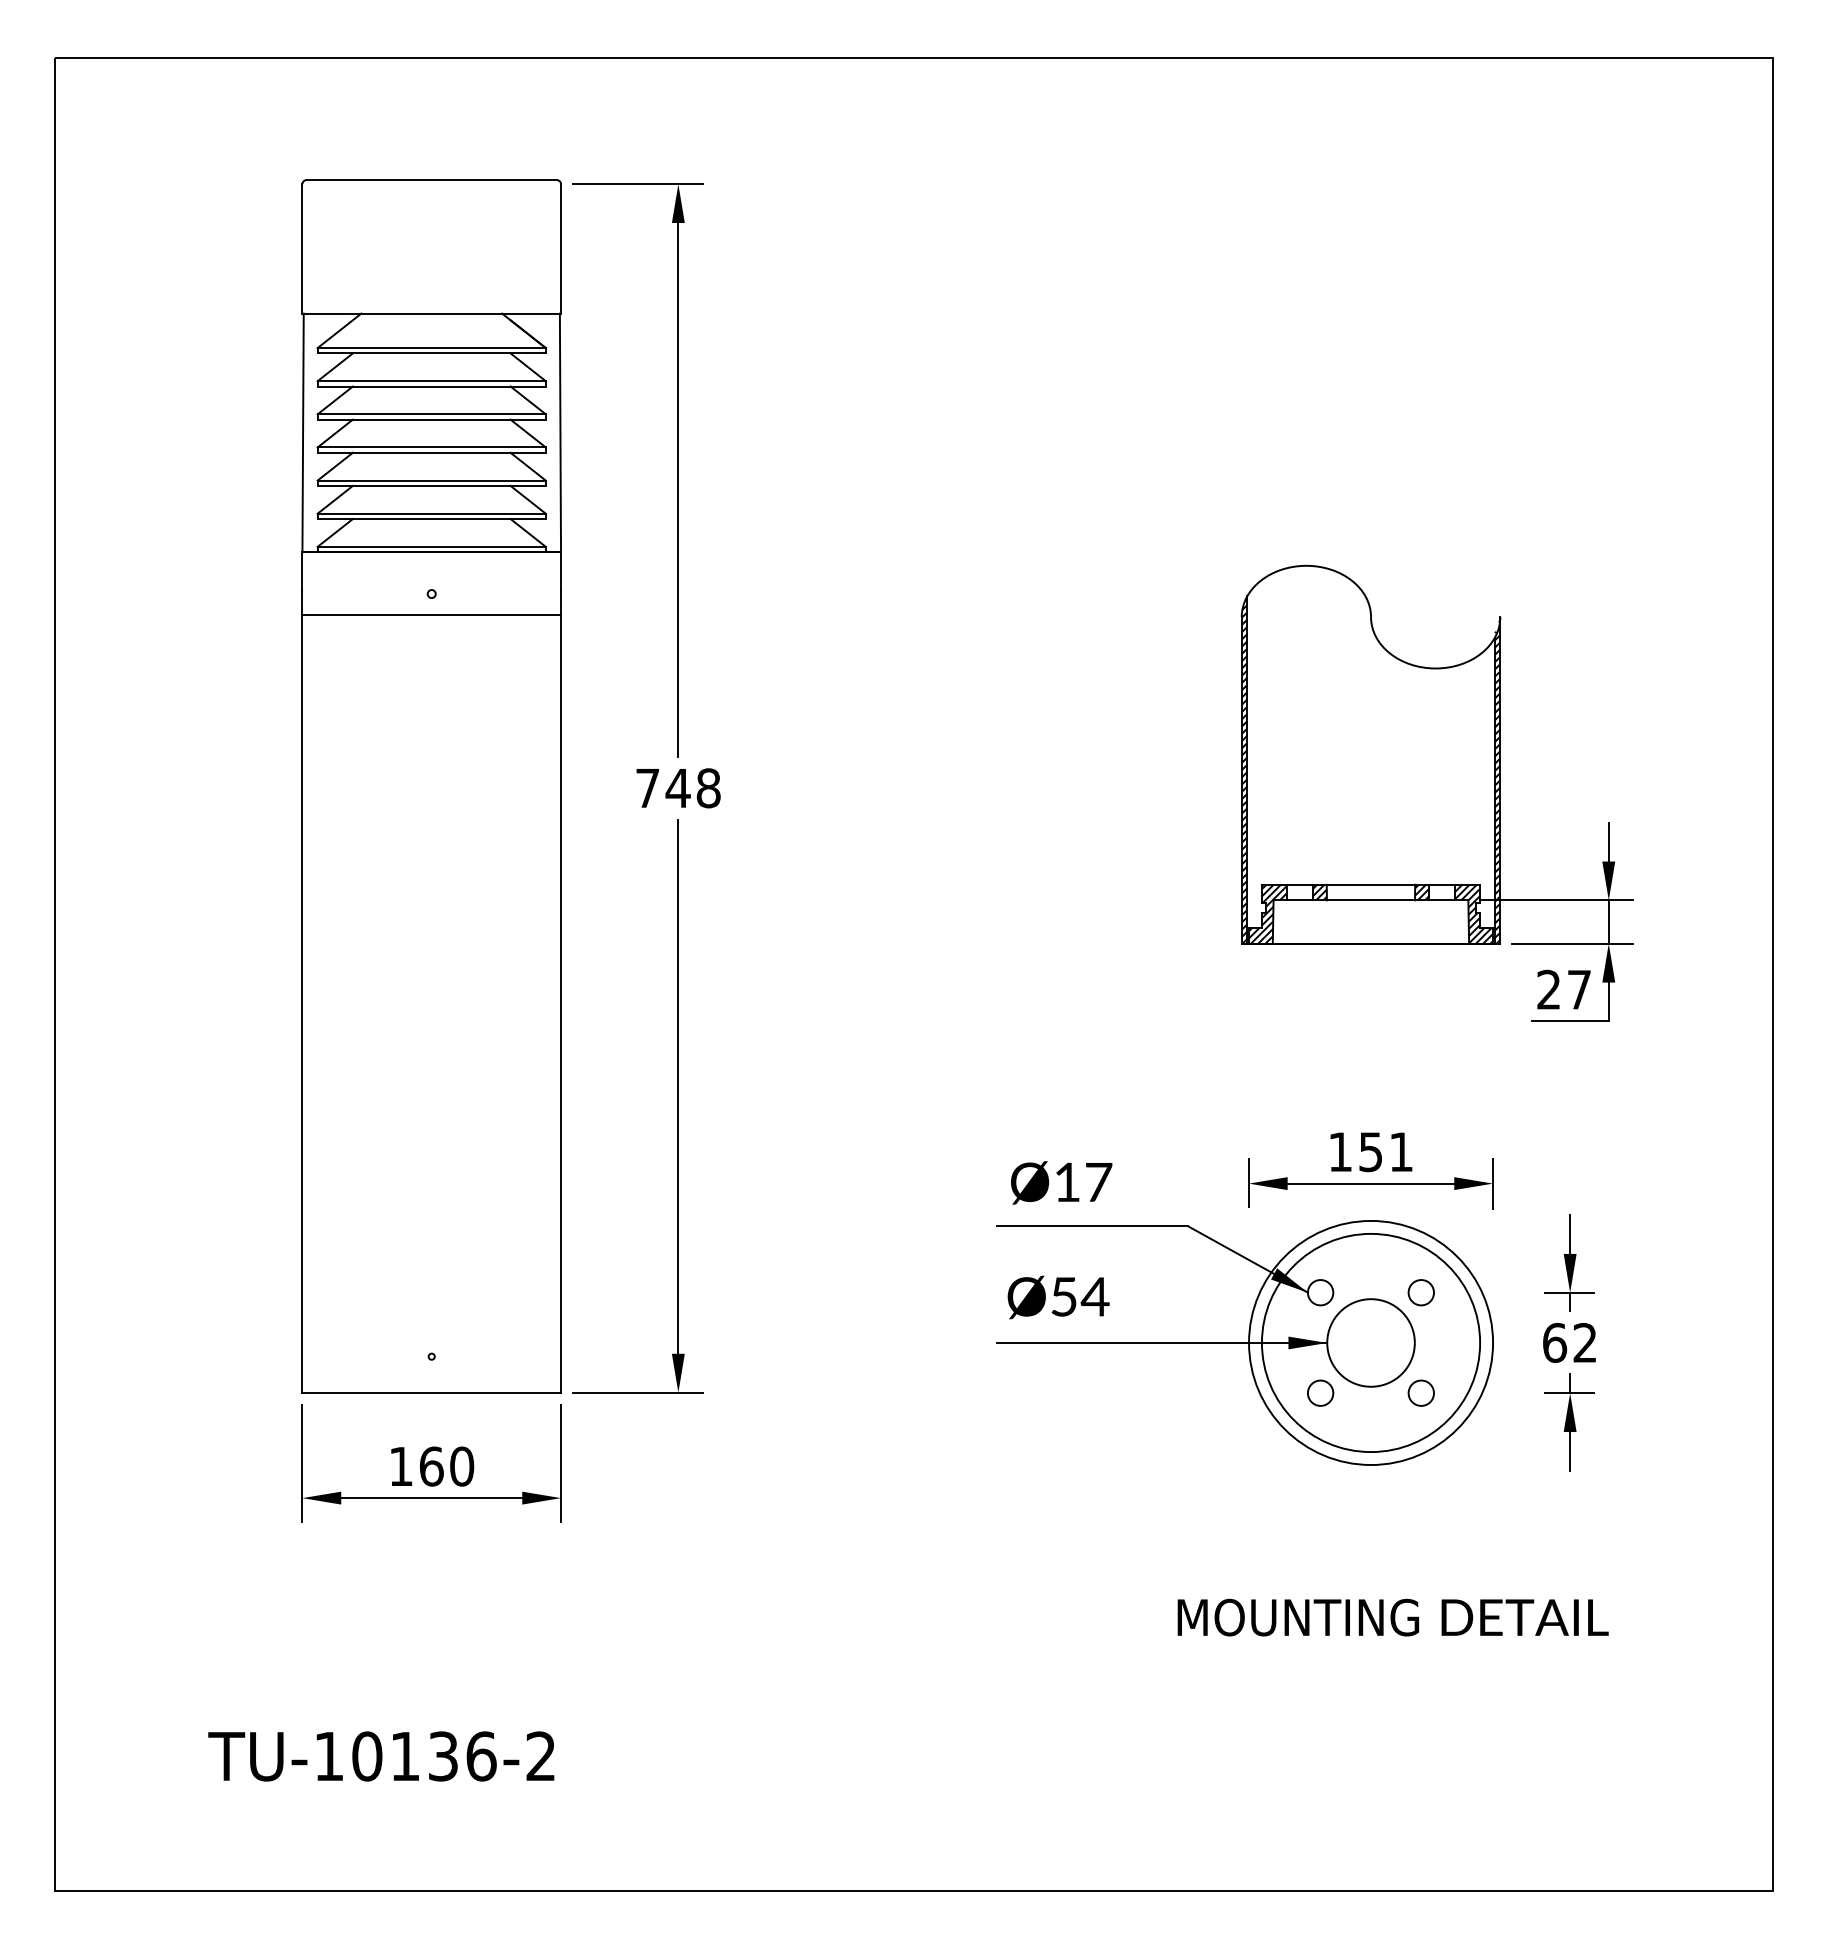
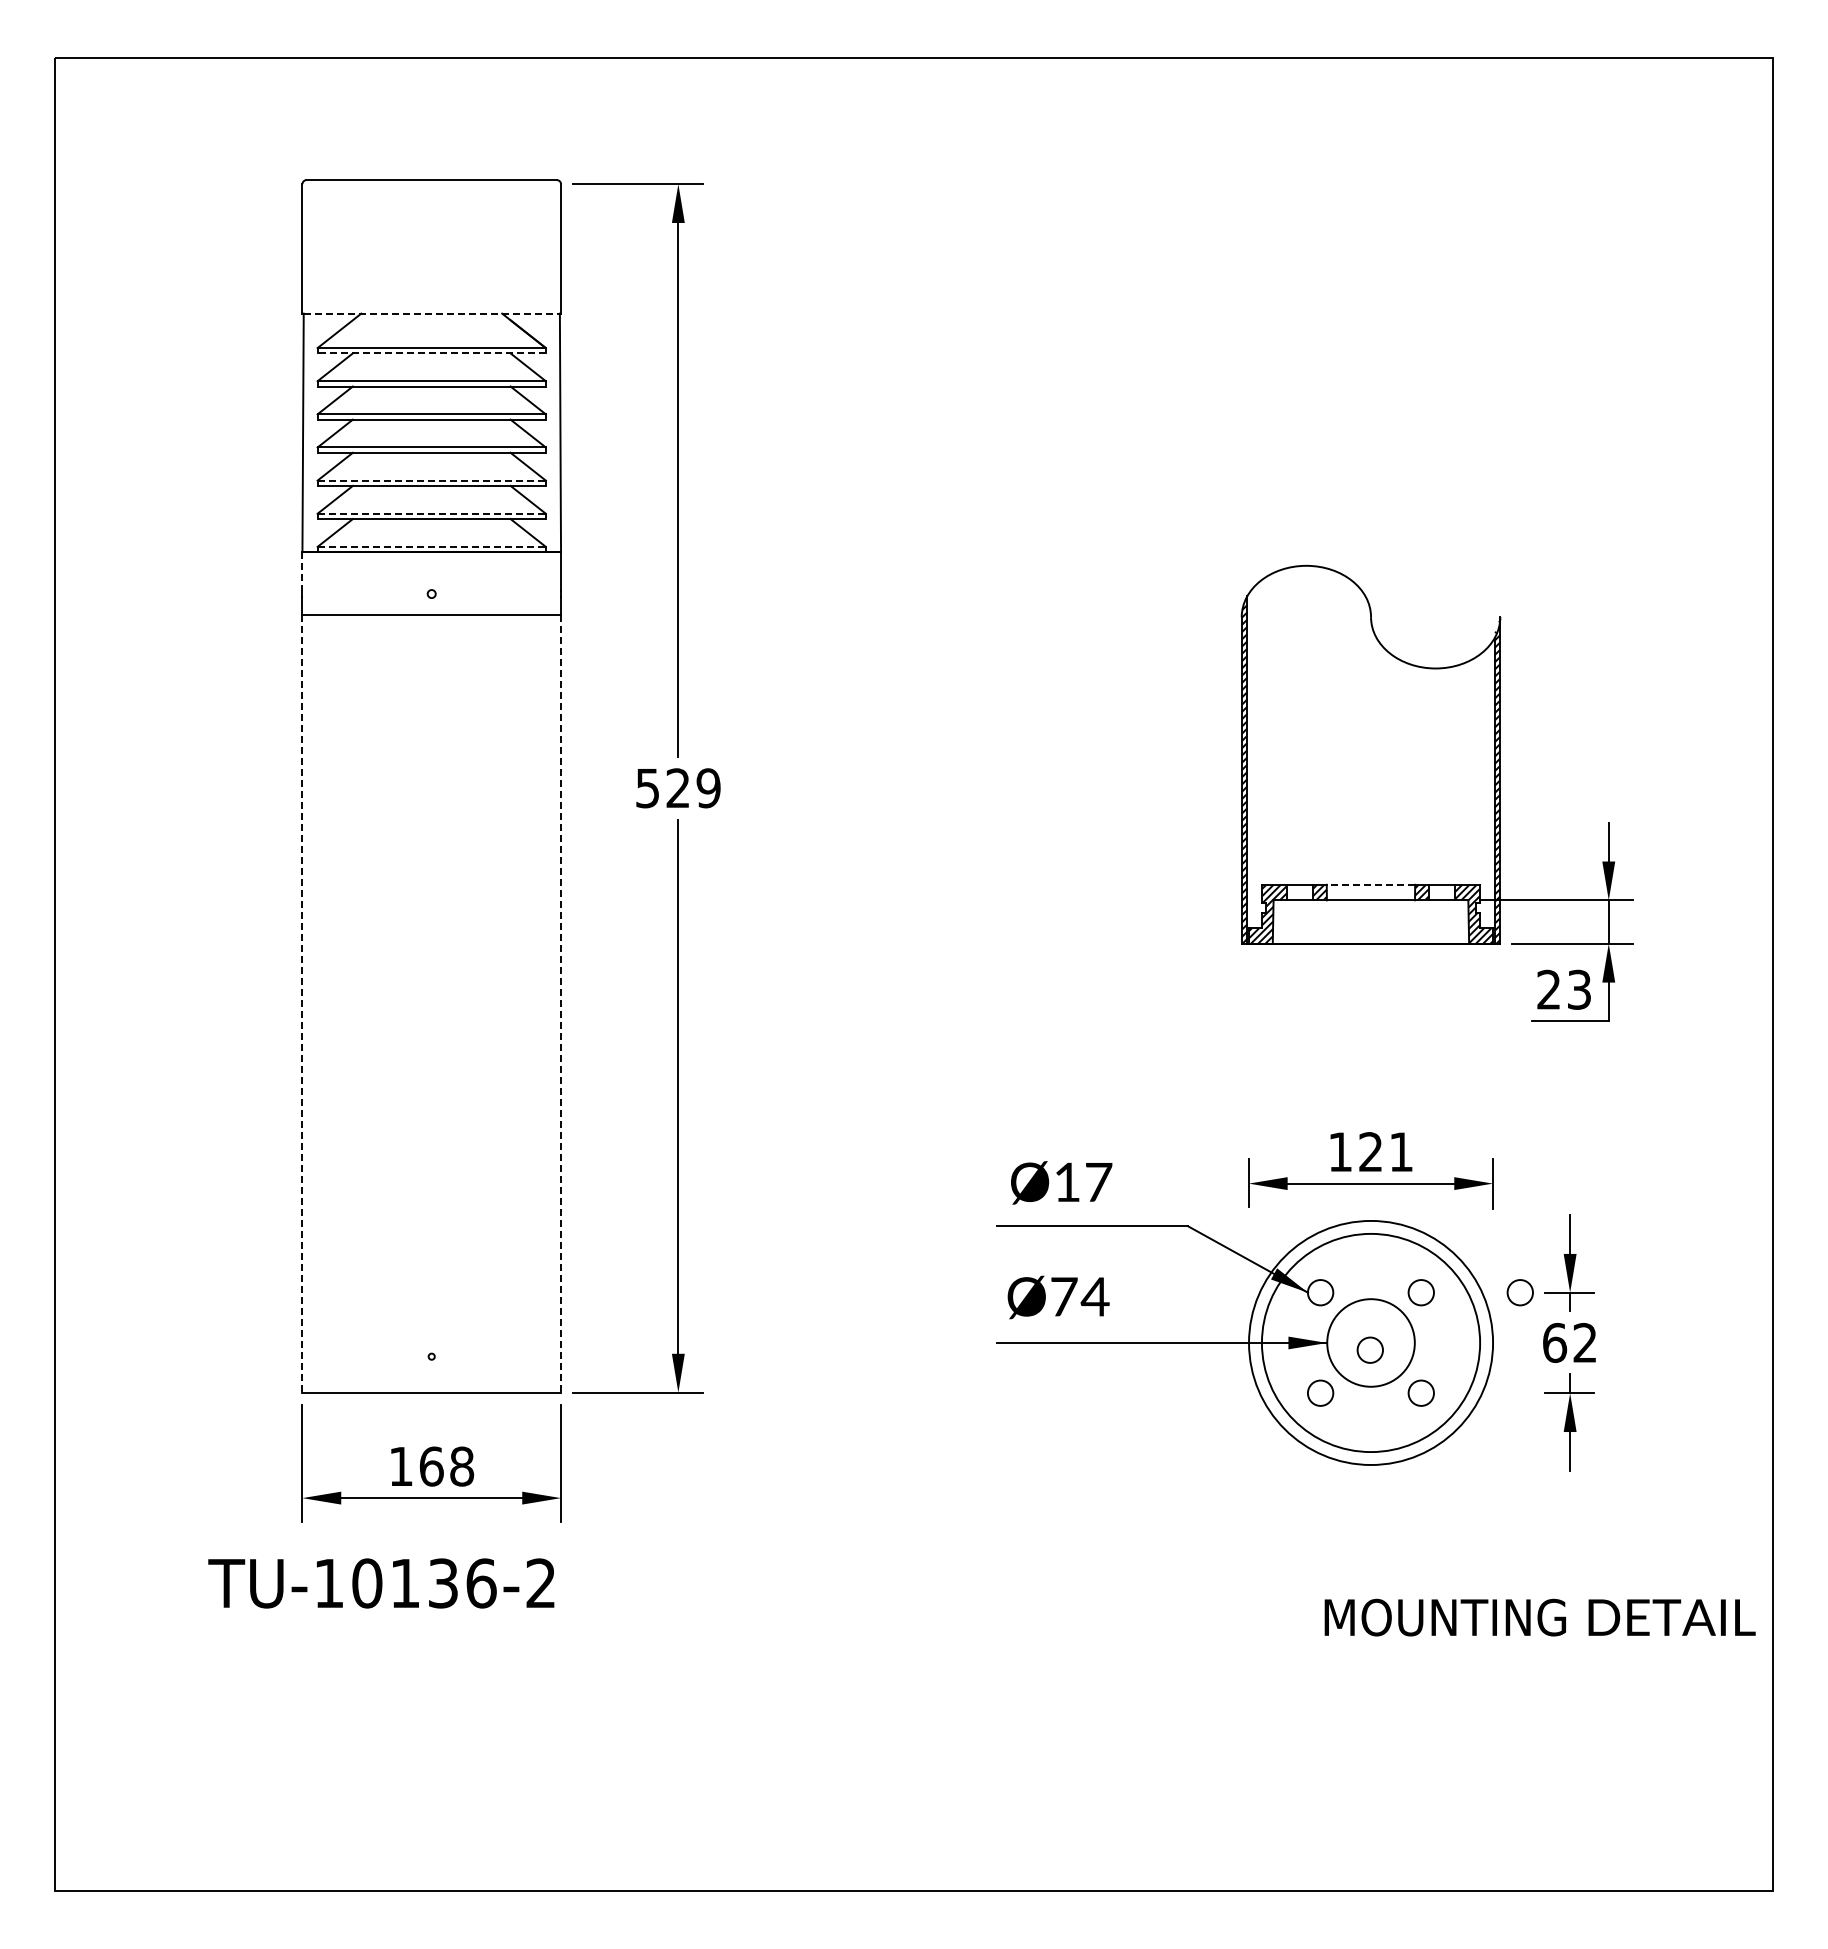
line: solid -> dashed (432, 313)
line: solid -> dashed (432, 353)
line: solid -> dashed (432, 480)
line: solid -> dashed (432, 513)
line: solid -> dashed (432, 546)
line: solid -> dashed (302, 572)
text: 748 -> 529 (678, 788)
line: solid -> dashed (1370, 884)
text: 27 -> 23 (1579, 989)
line: solid -> dashed (302, 1004)
line: solid -> dashed (561, 1004)
text: 151 -> 121 (1370, 1152)
circle: none -> present (1519, 1292)
text: Ø54 -> Ø74 (1064, 1296)
circle: none -> present (1369, 1349)
text: 160 -> 168 (462, 1466)
text position: (1392, 1617) -> (1539, 1617) (1539, 1617)
text position: (381, 1756) -> (381, 1583) (381, 1583)
